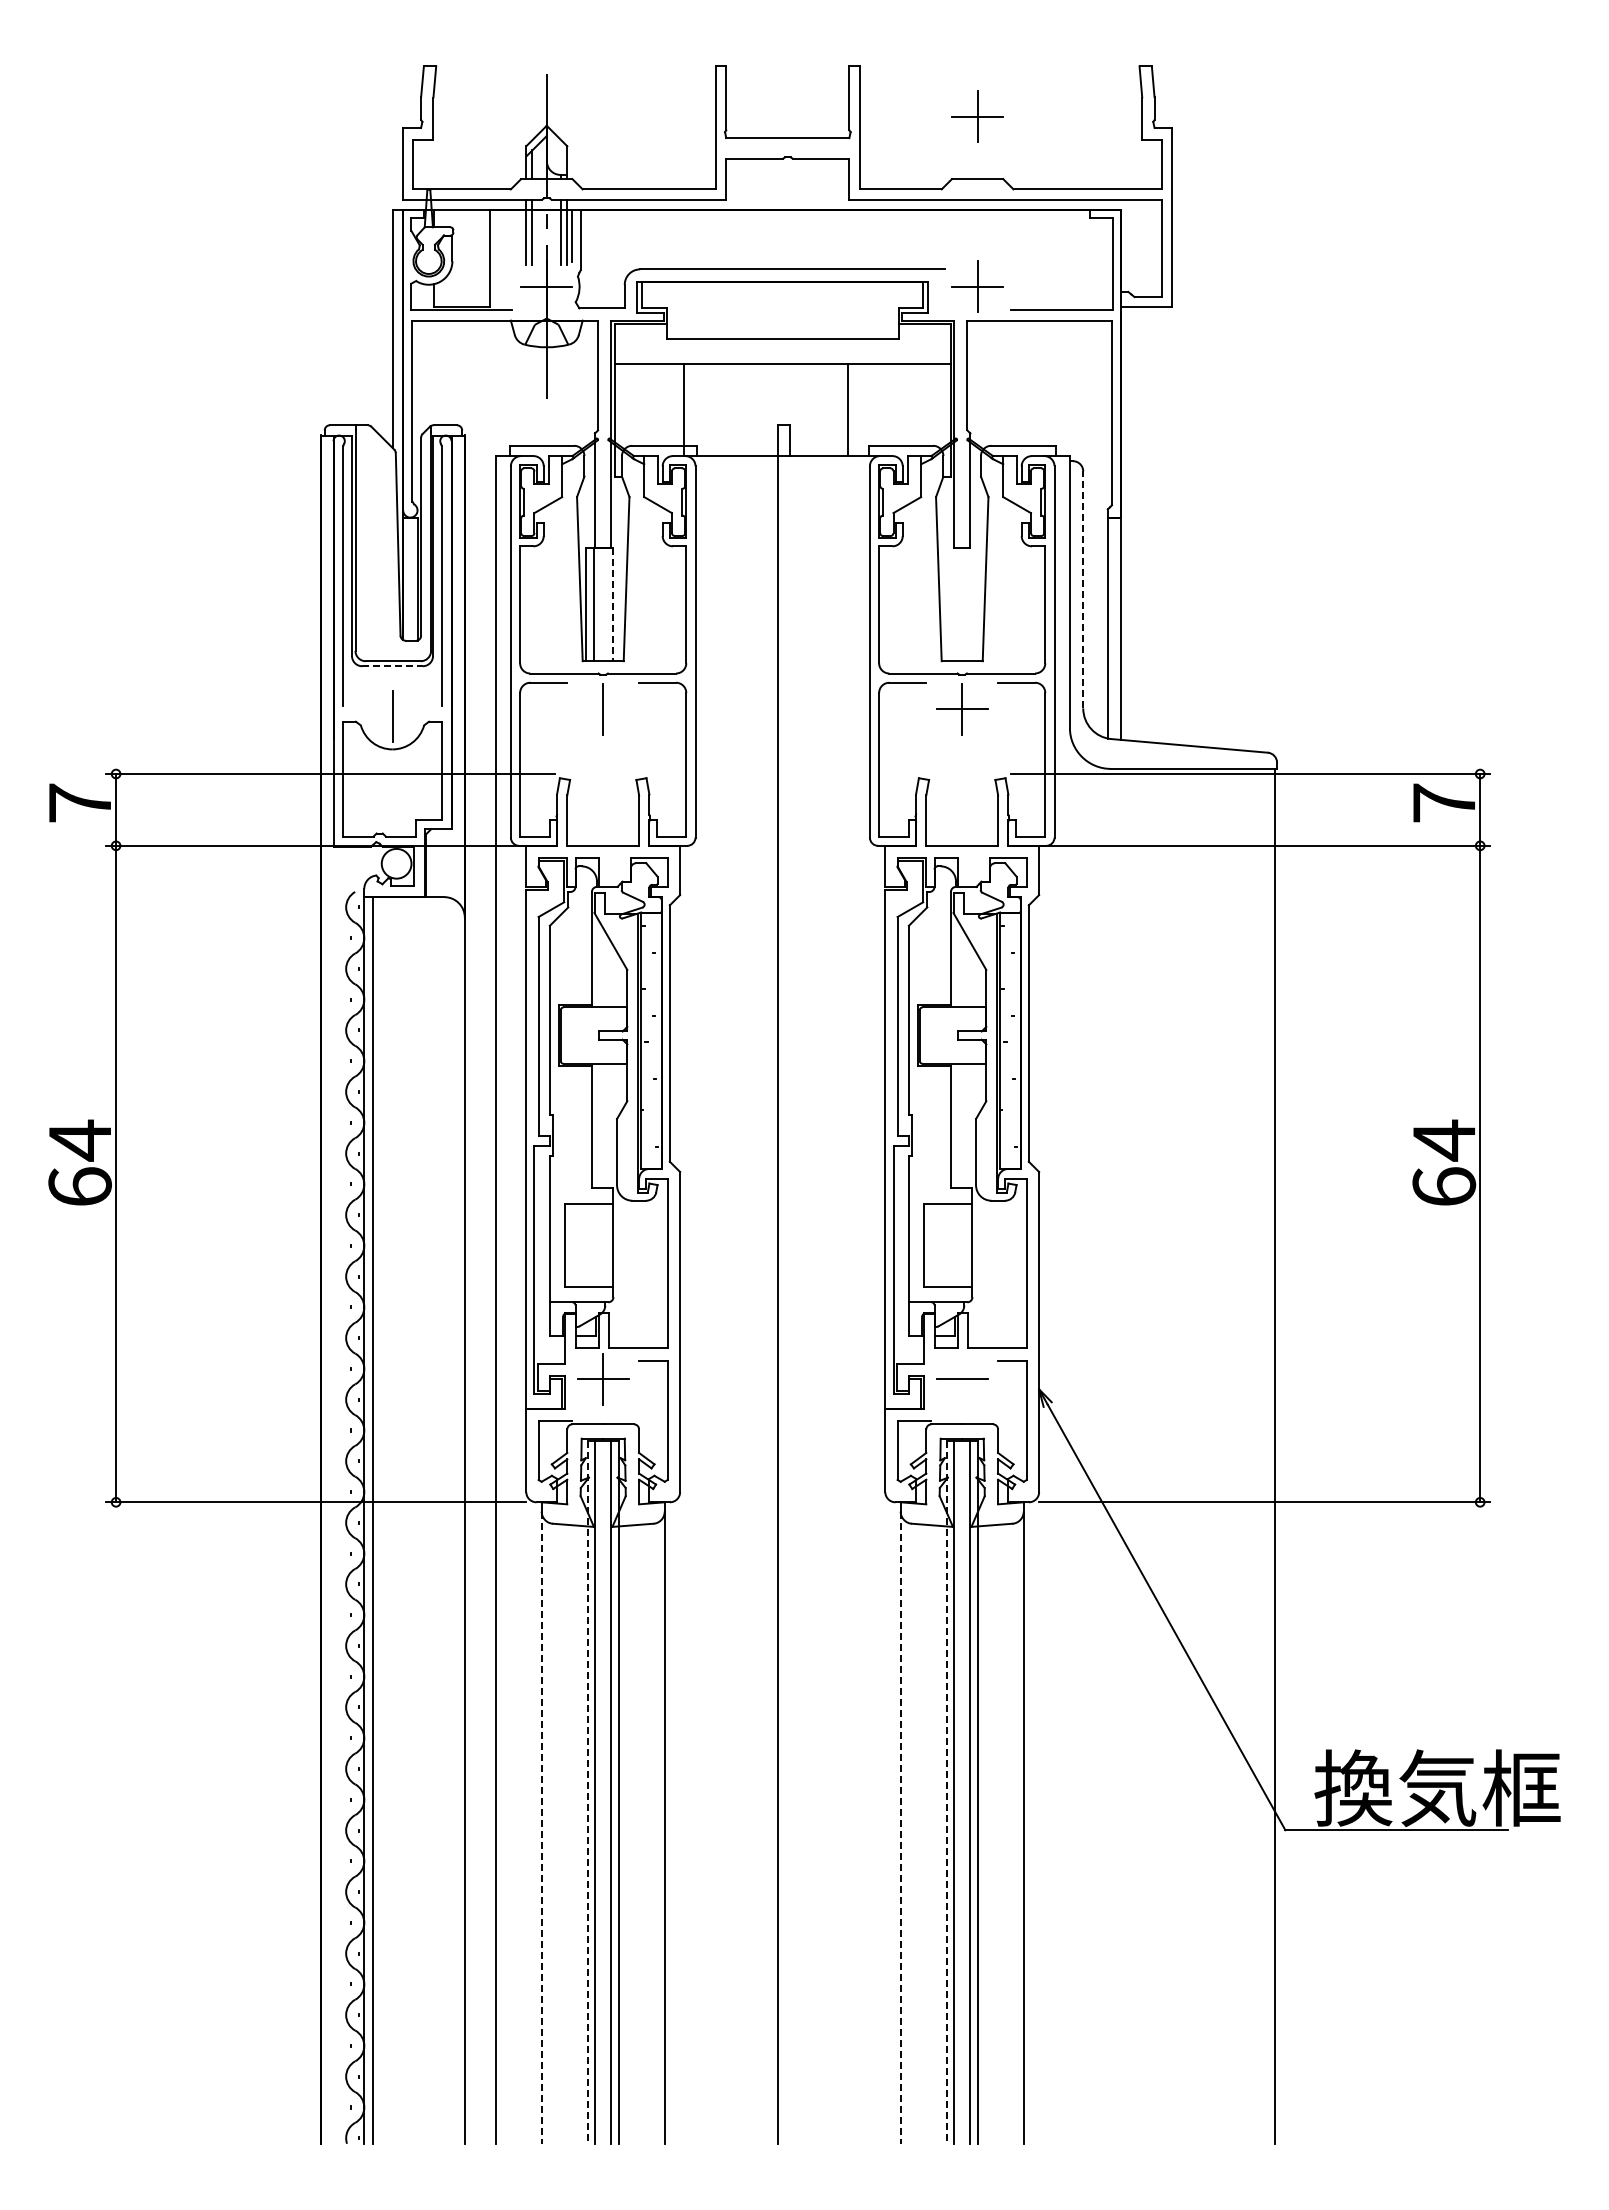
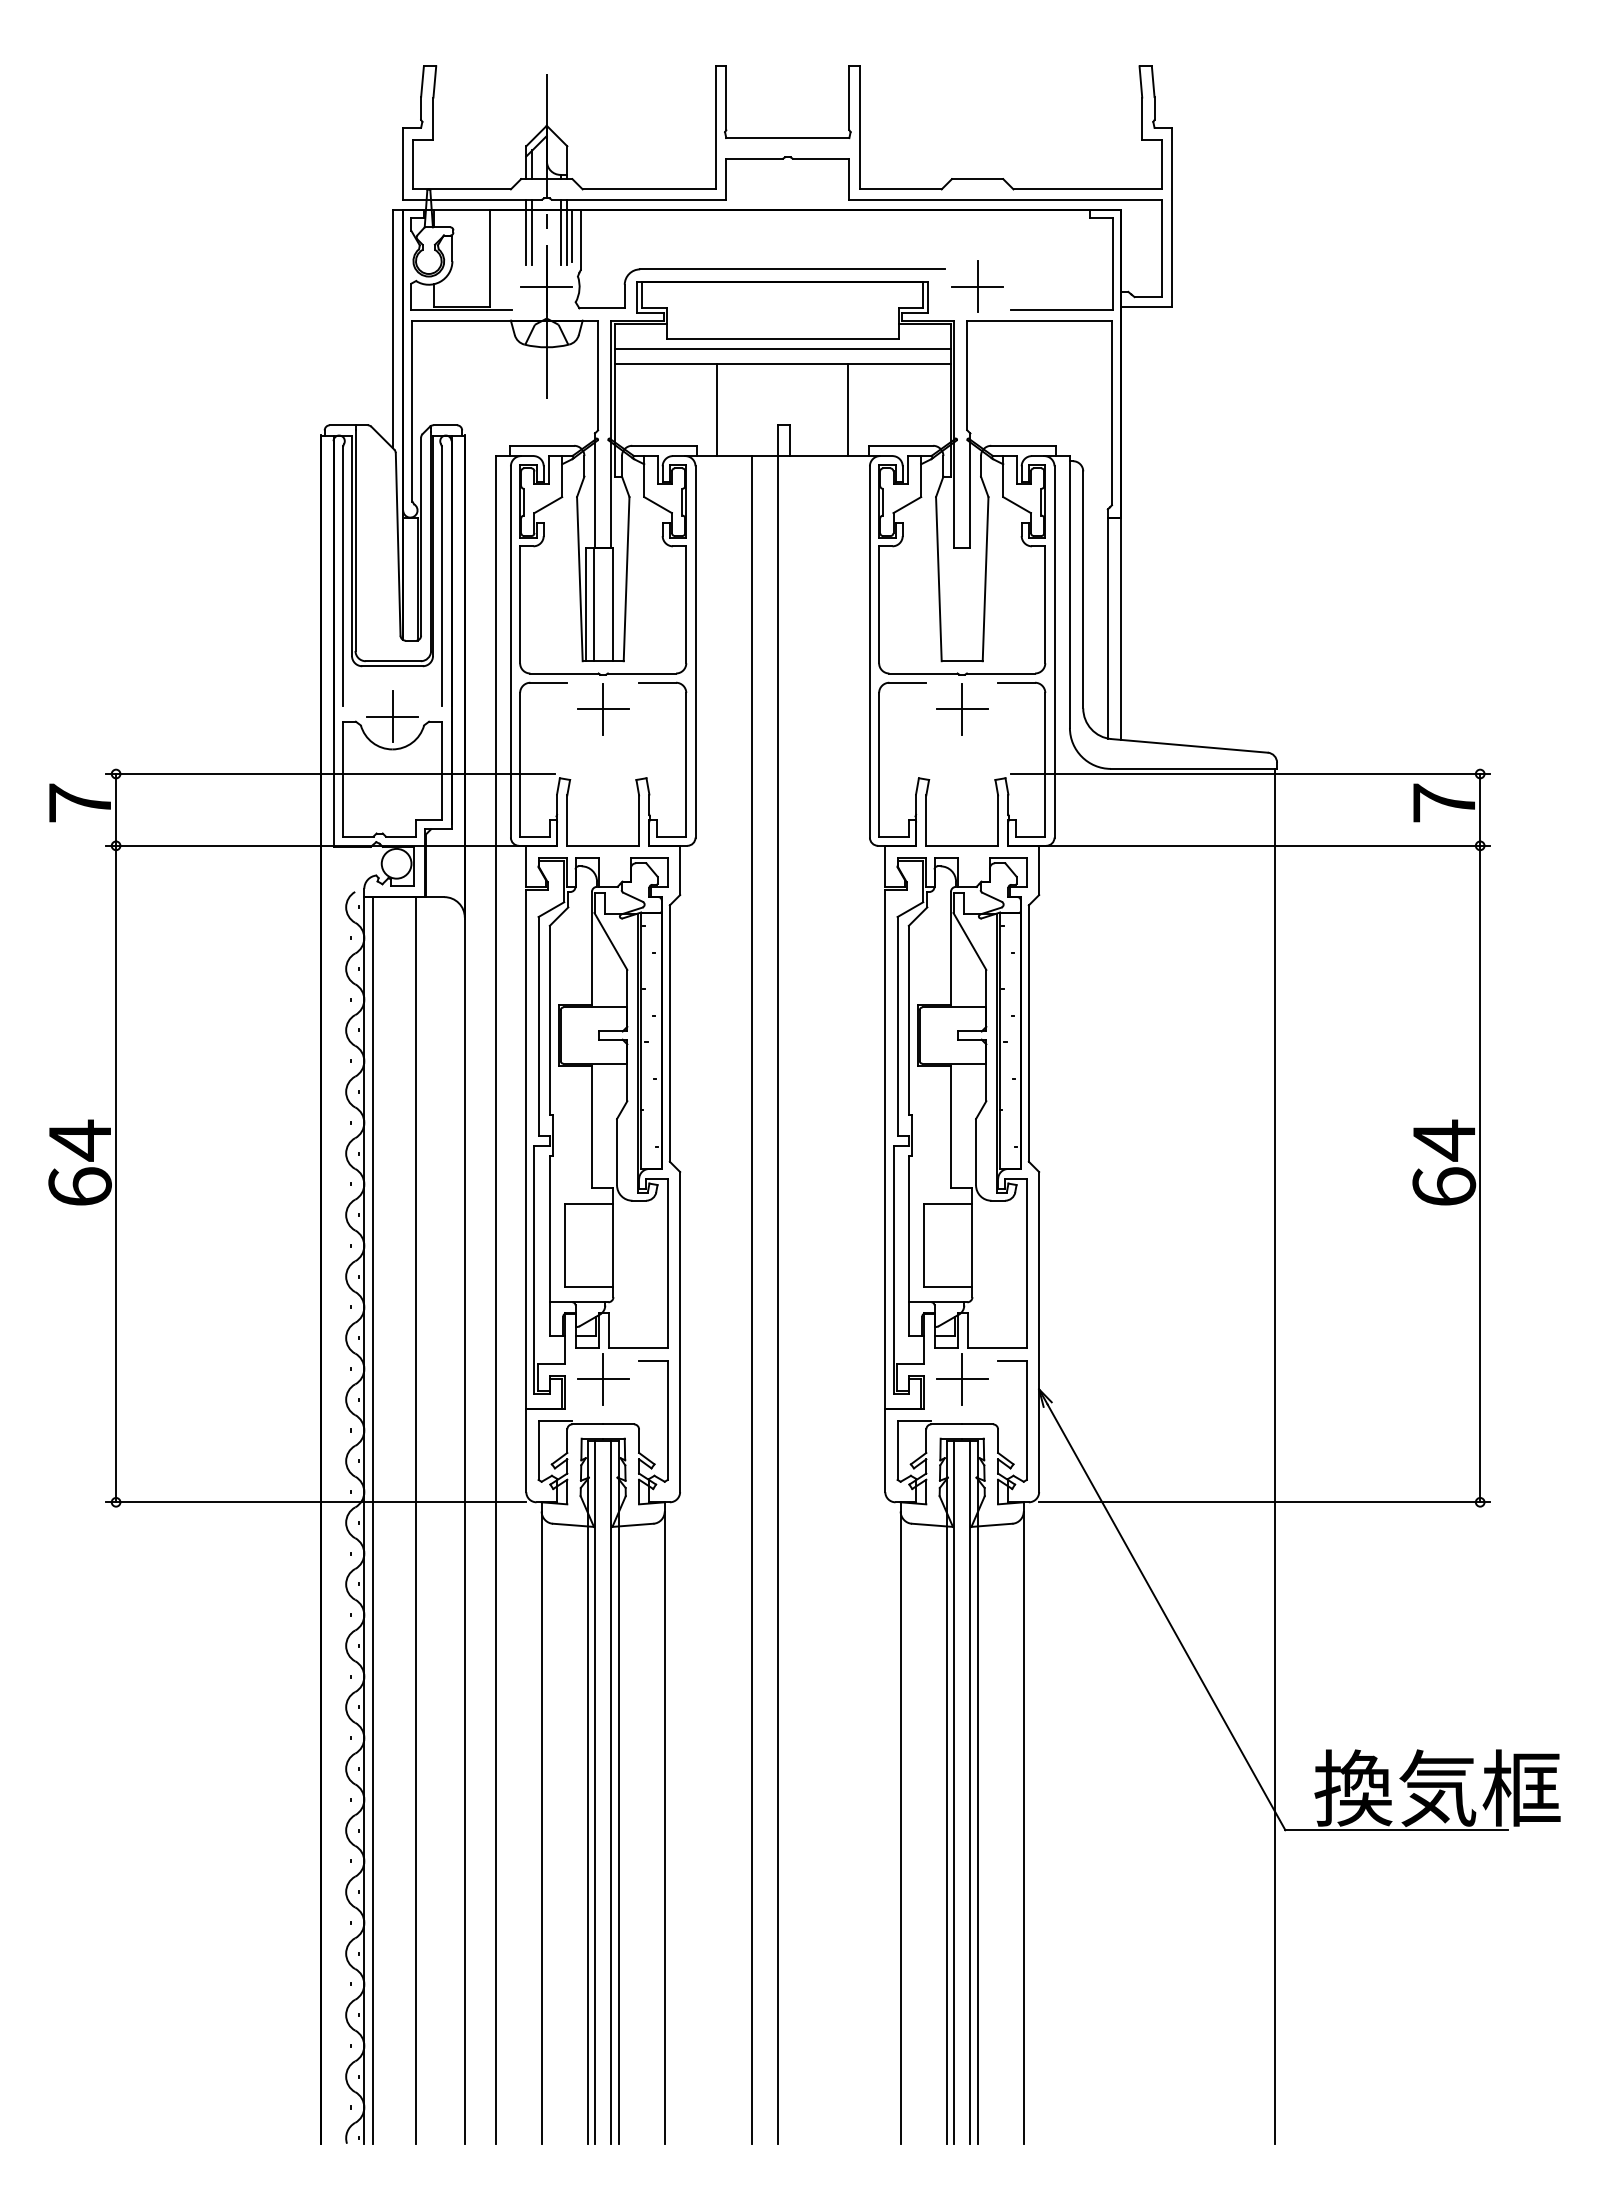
part: present -> none (977, 116)
line: none -> present (782, 349)
line position: (684, 409) -> (717, 409) (717, 409)
line: dashed -> solid (1083, 589)
line: dashed -> solid (613, 605)
line: dashed -> solid (393, 666)
line: none -> present (602, 709)
line: none -> present (392, 716)
line: none -> present (751, 1299)
line: none -> present (962, 1378)
line: none -> present (415, 1520)
line: dashed -> solid (587, 1792)
line: dashed -> solid (946, 1792)
line: dashed -> solid (541, 1828)
line: dashed -> solid (900, 1828)
